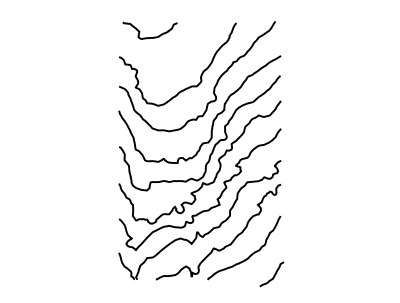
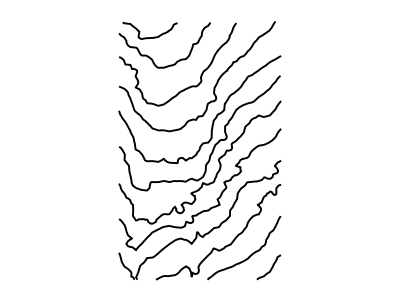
curve: none -> present (152, 58)
curve position: (273, 275) -> (270, 268) (270, 268)
